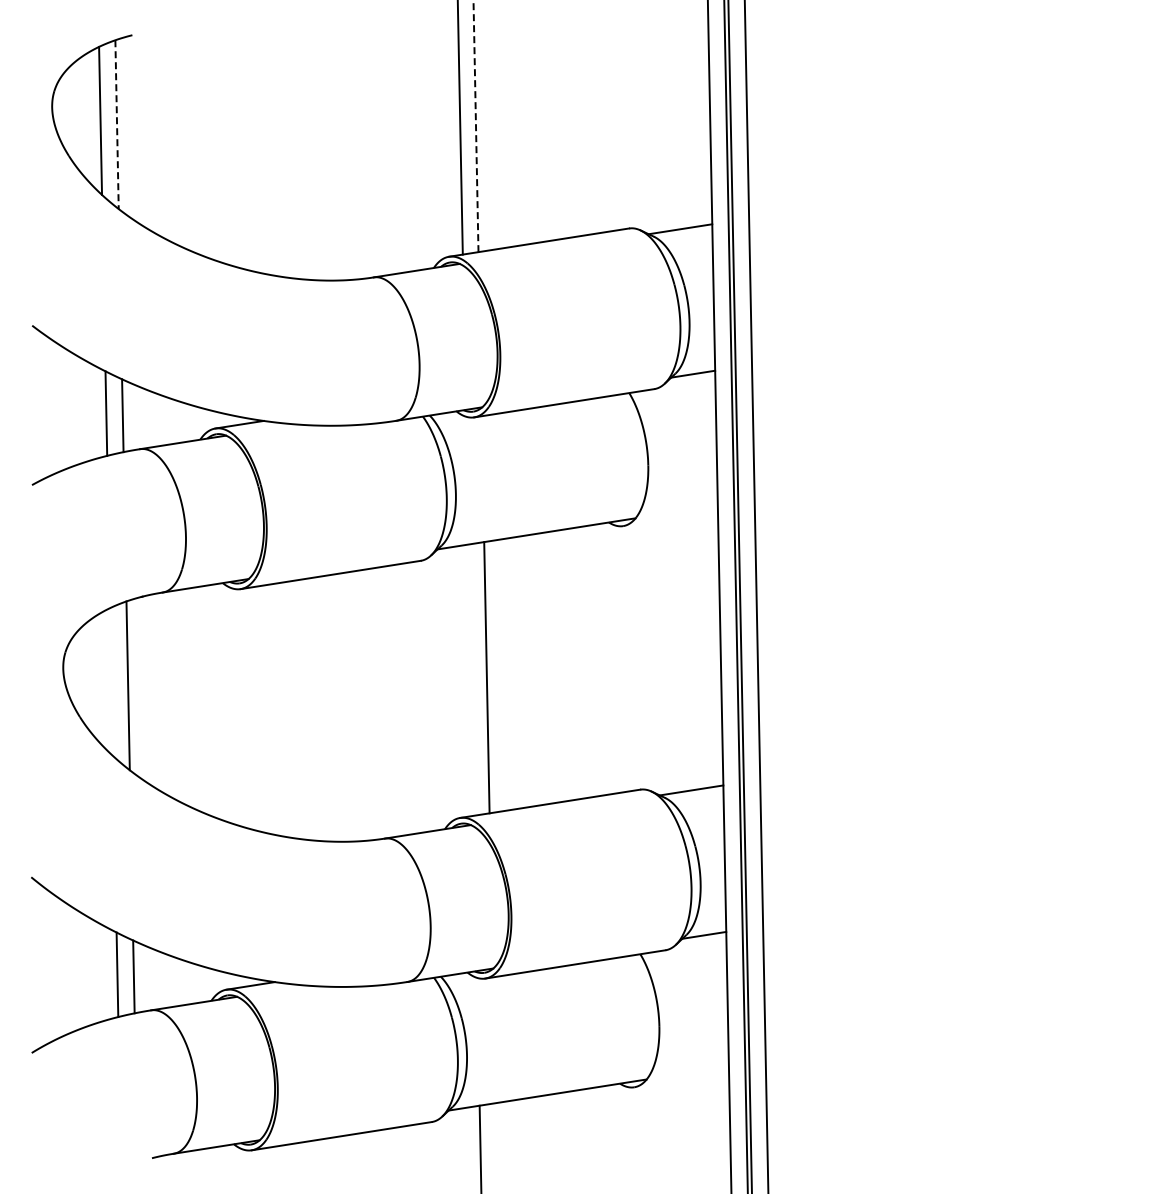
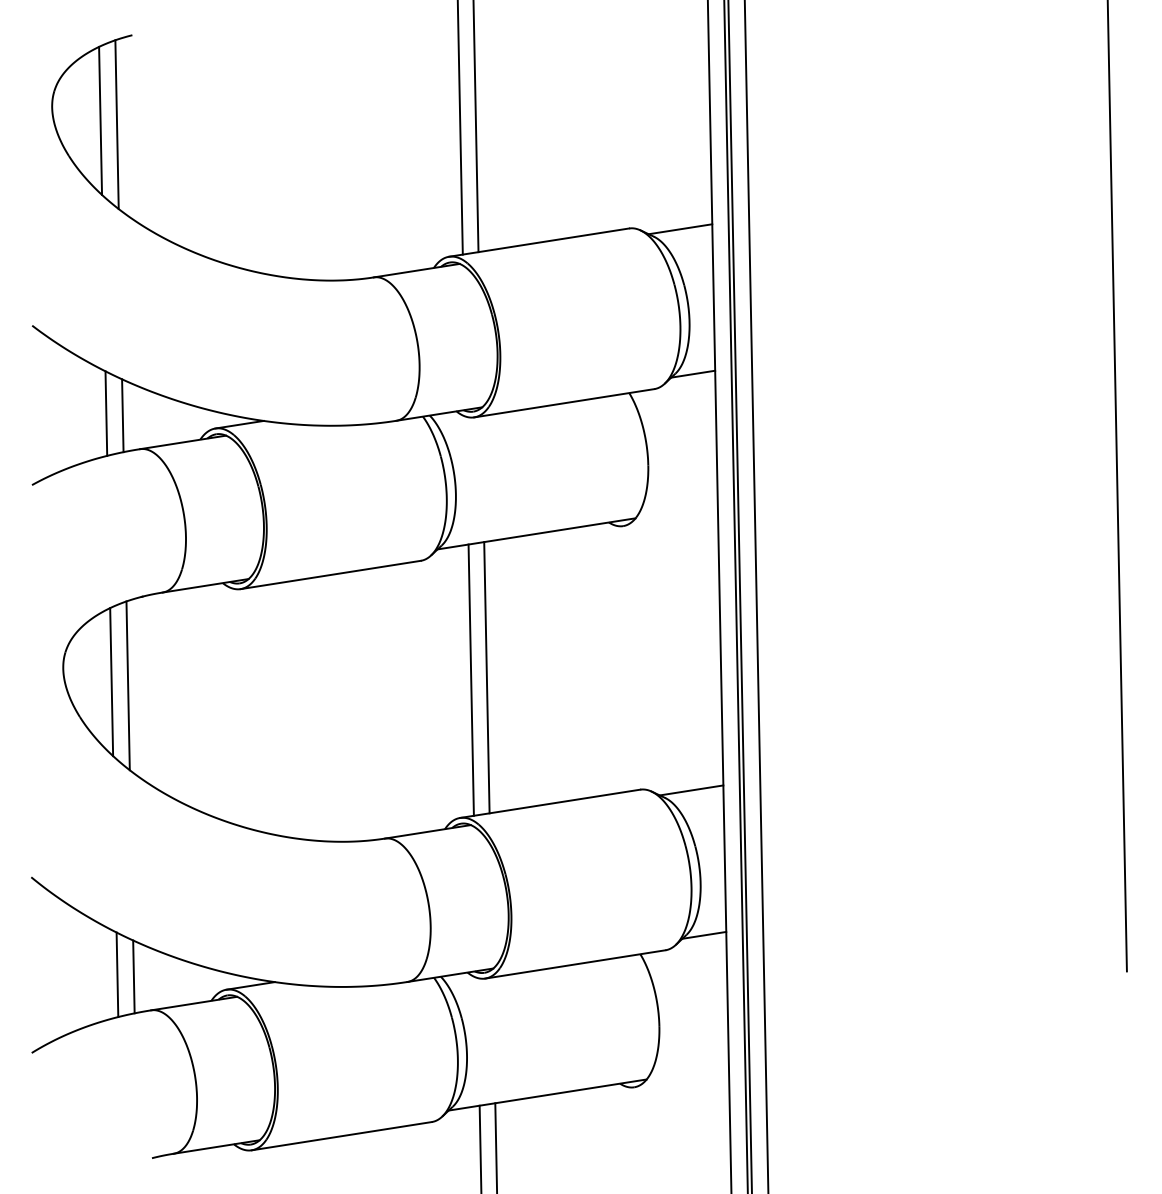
line: dashed -> solid (117, 125)
line: dashed -> solid (476, 126)
line: none -> present (1116, 486)
line: none -> present (470, 679)
line: none -> present (111, 682)
line: none -> present (496, 1146)
